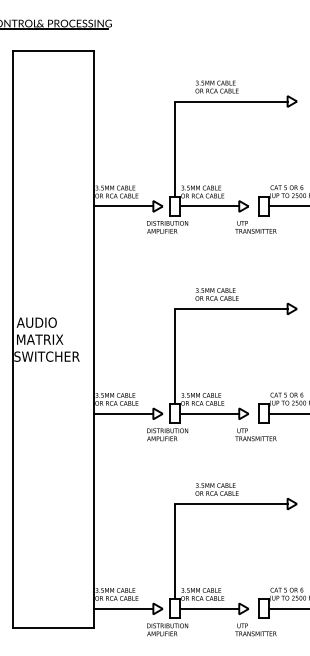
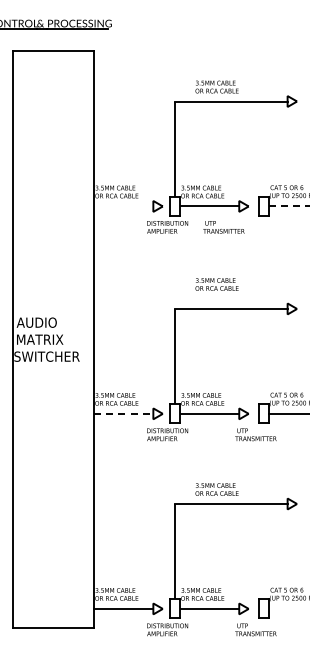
line: present -> none (123, 206)
line: solid -> dashed (289, 206)
text position: (255, 227) -> (223, 227) (223, 227)
text position: (216, 294) -> (216, 284) (216, 284)
line: solid -> dashed (123, 413)
line: present -> none (287, 608)
